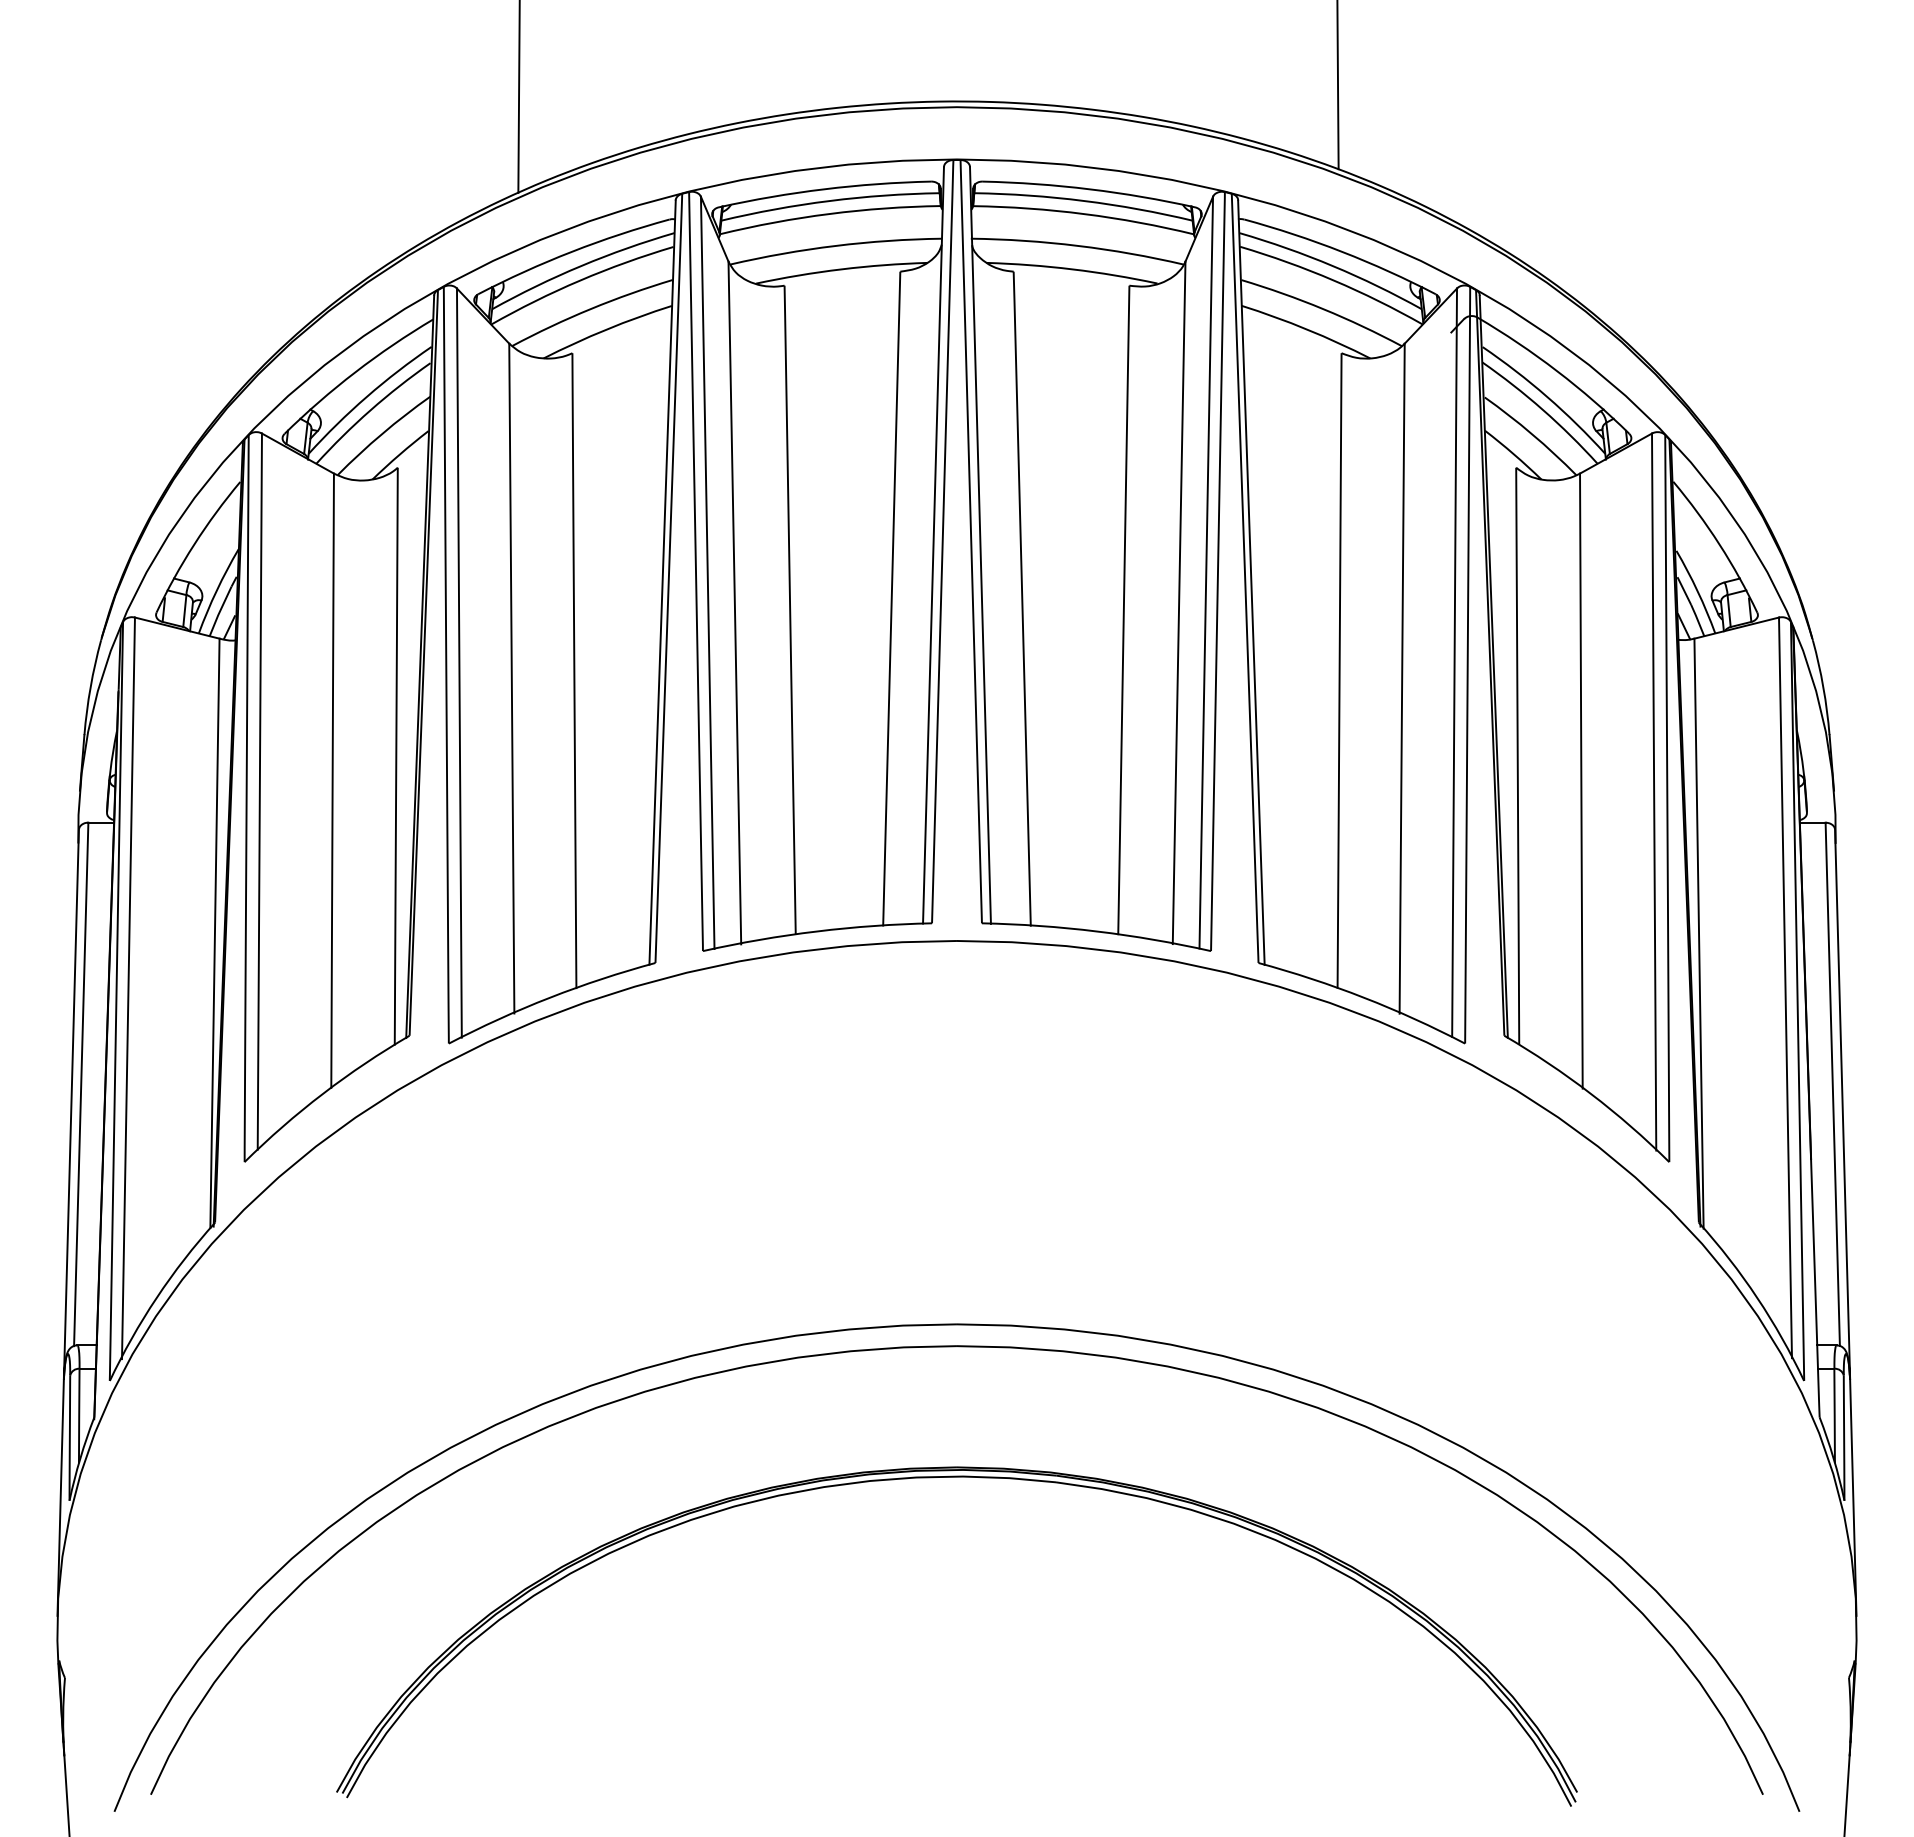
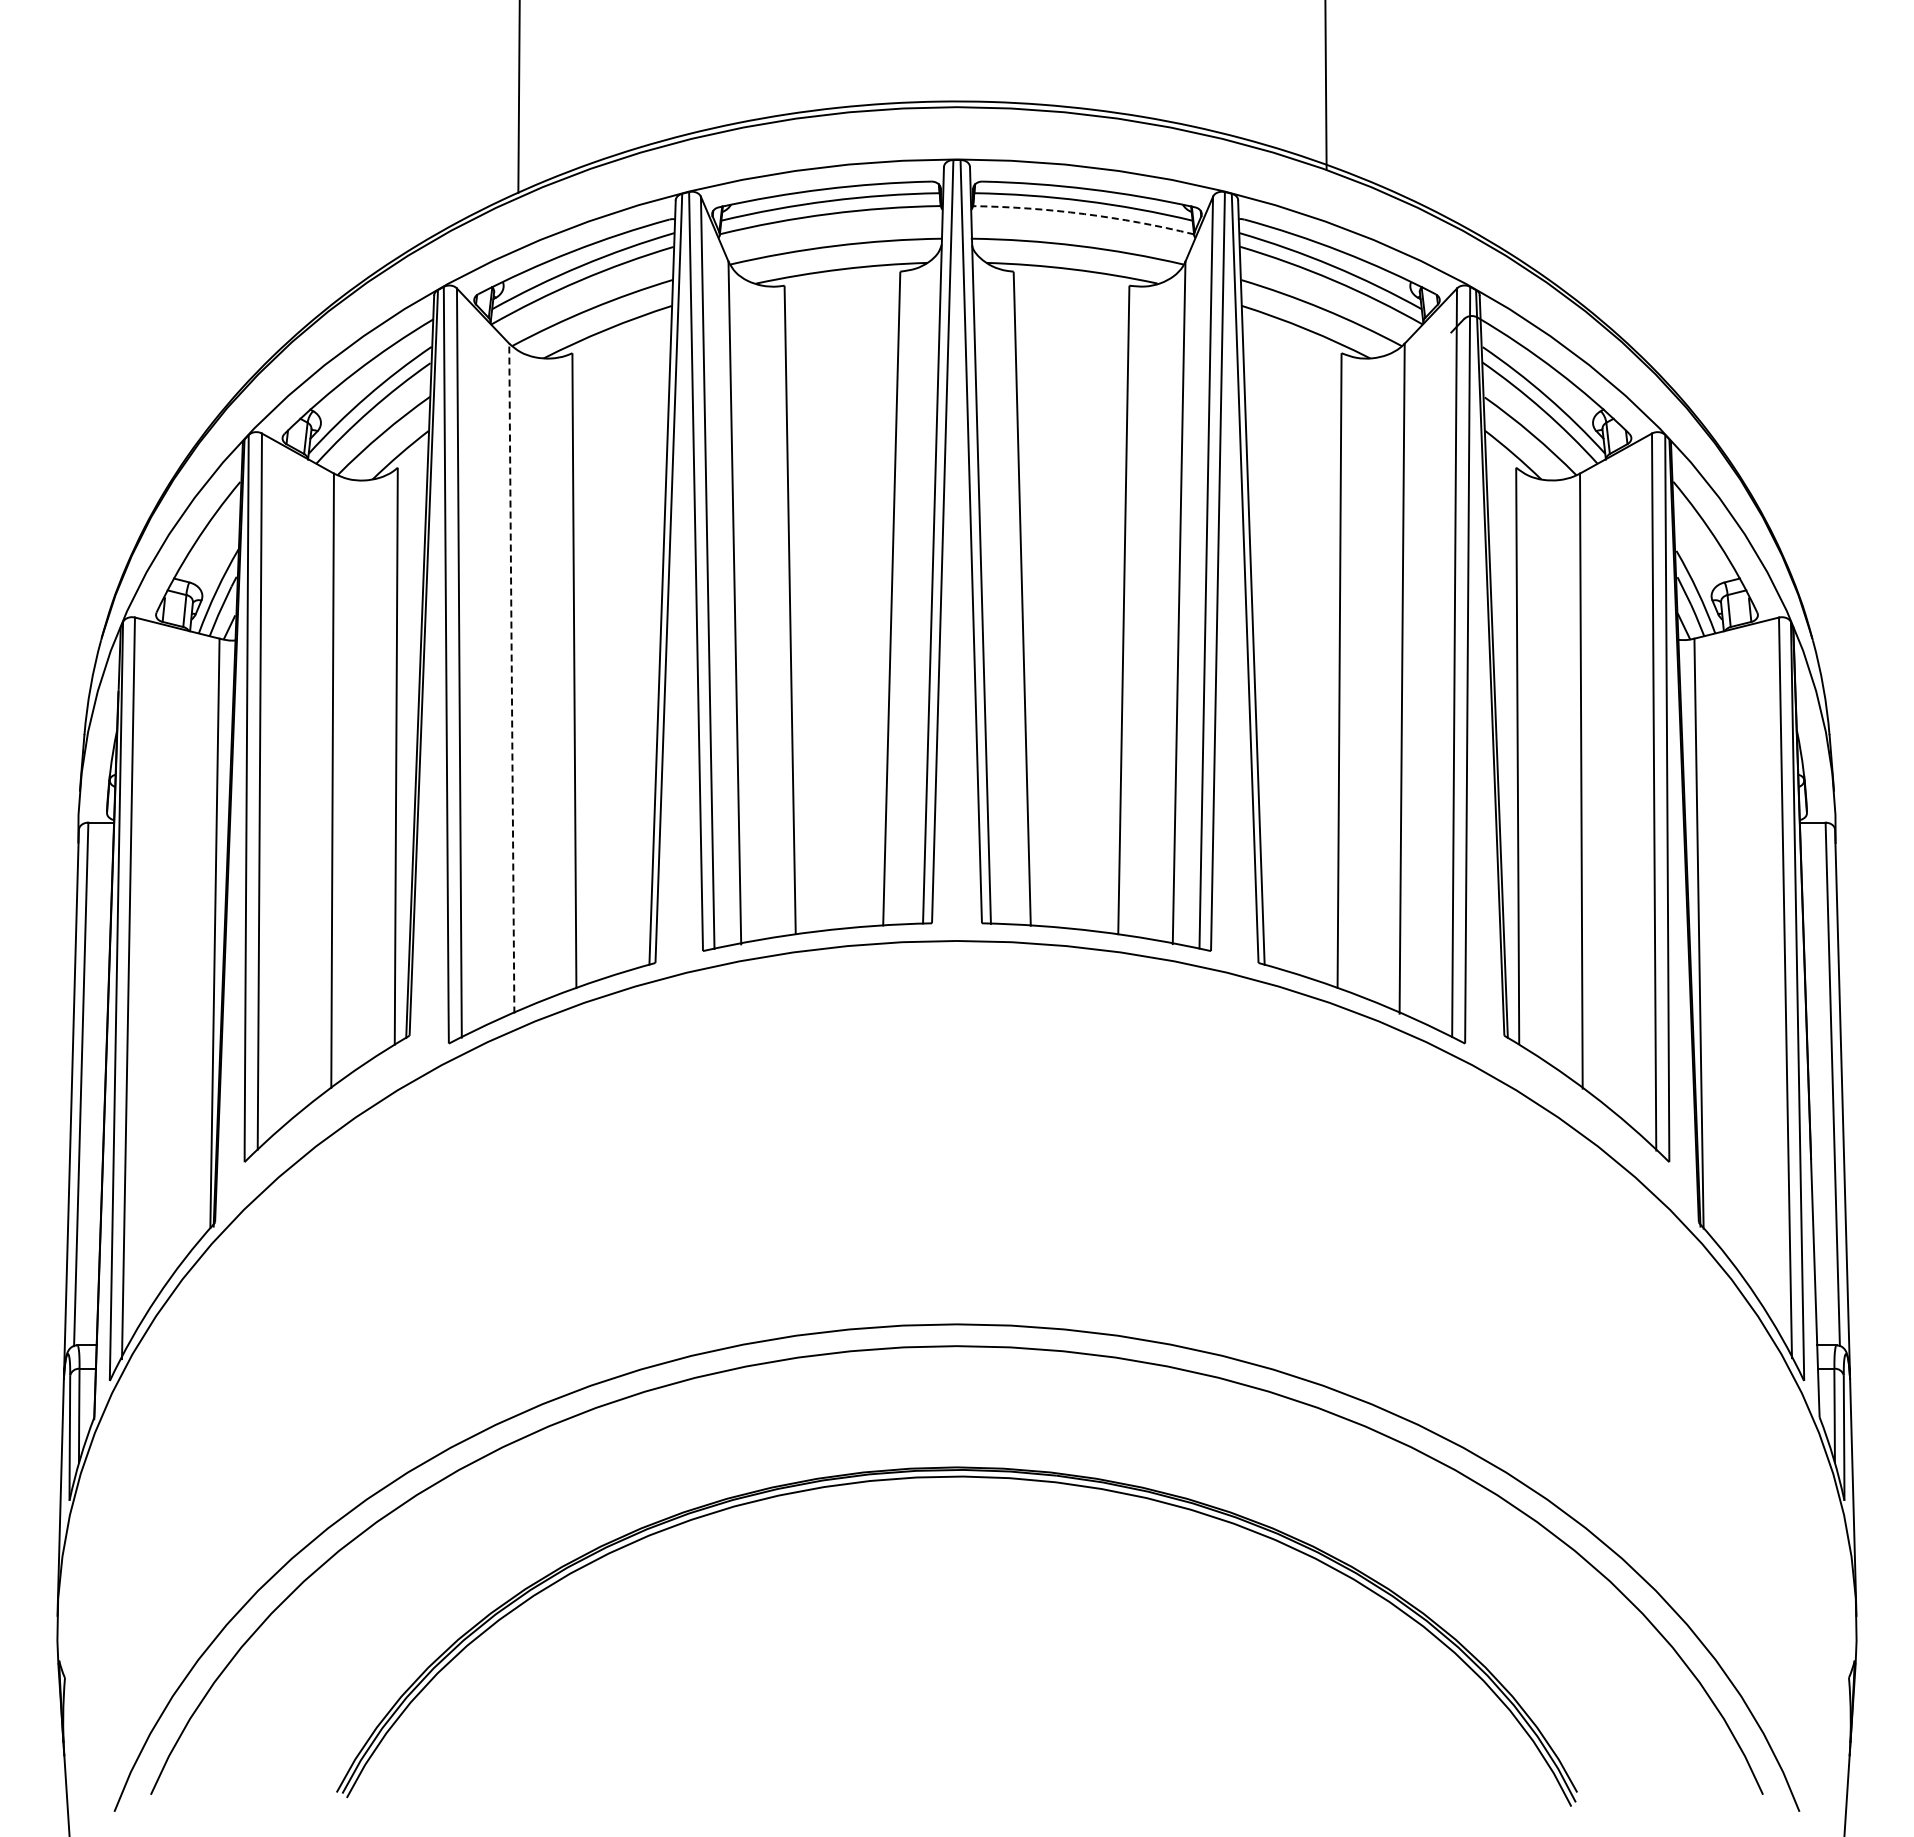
line position: (1337, 85) -> (1325, 85) (1325, 85)
arc: solid -> dashed (1084, 214)
line: solid -> dashed (511, 678)
